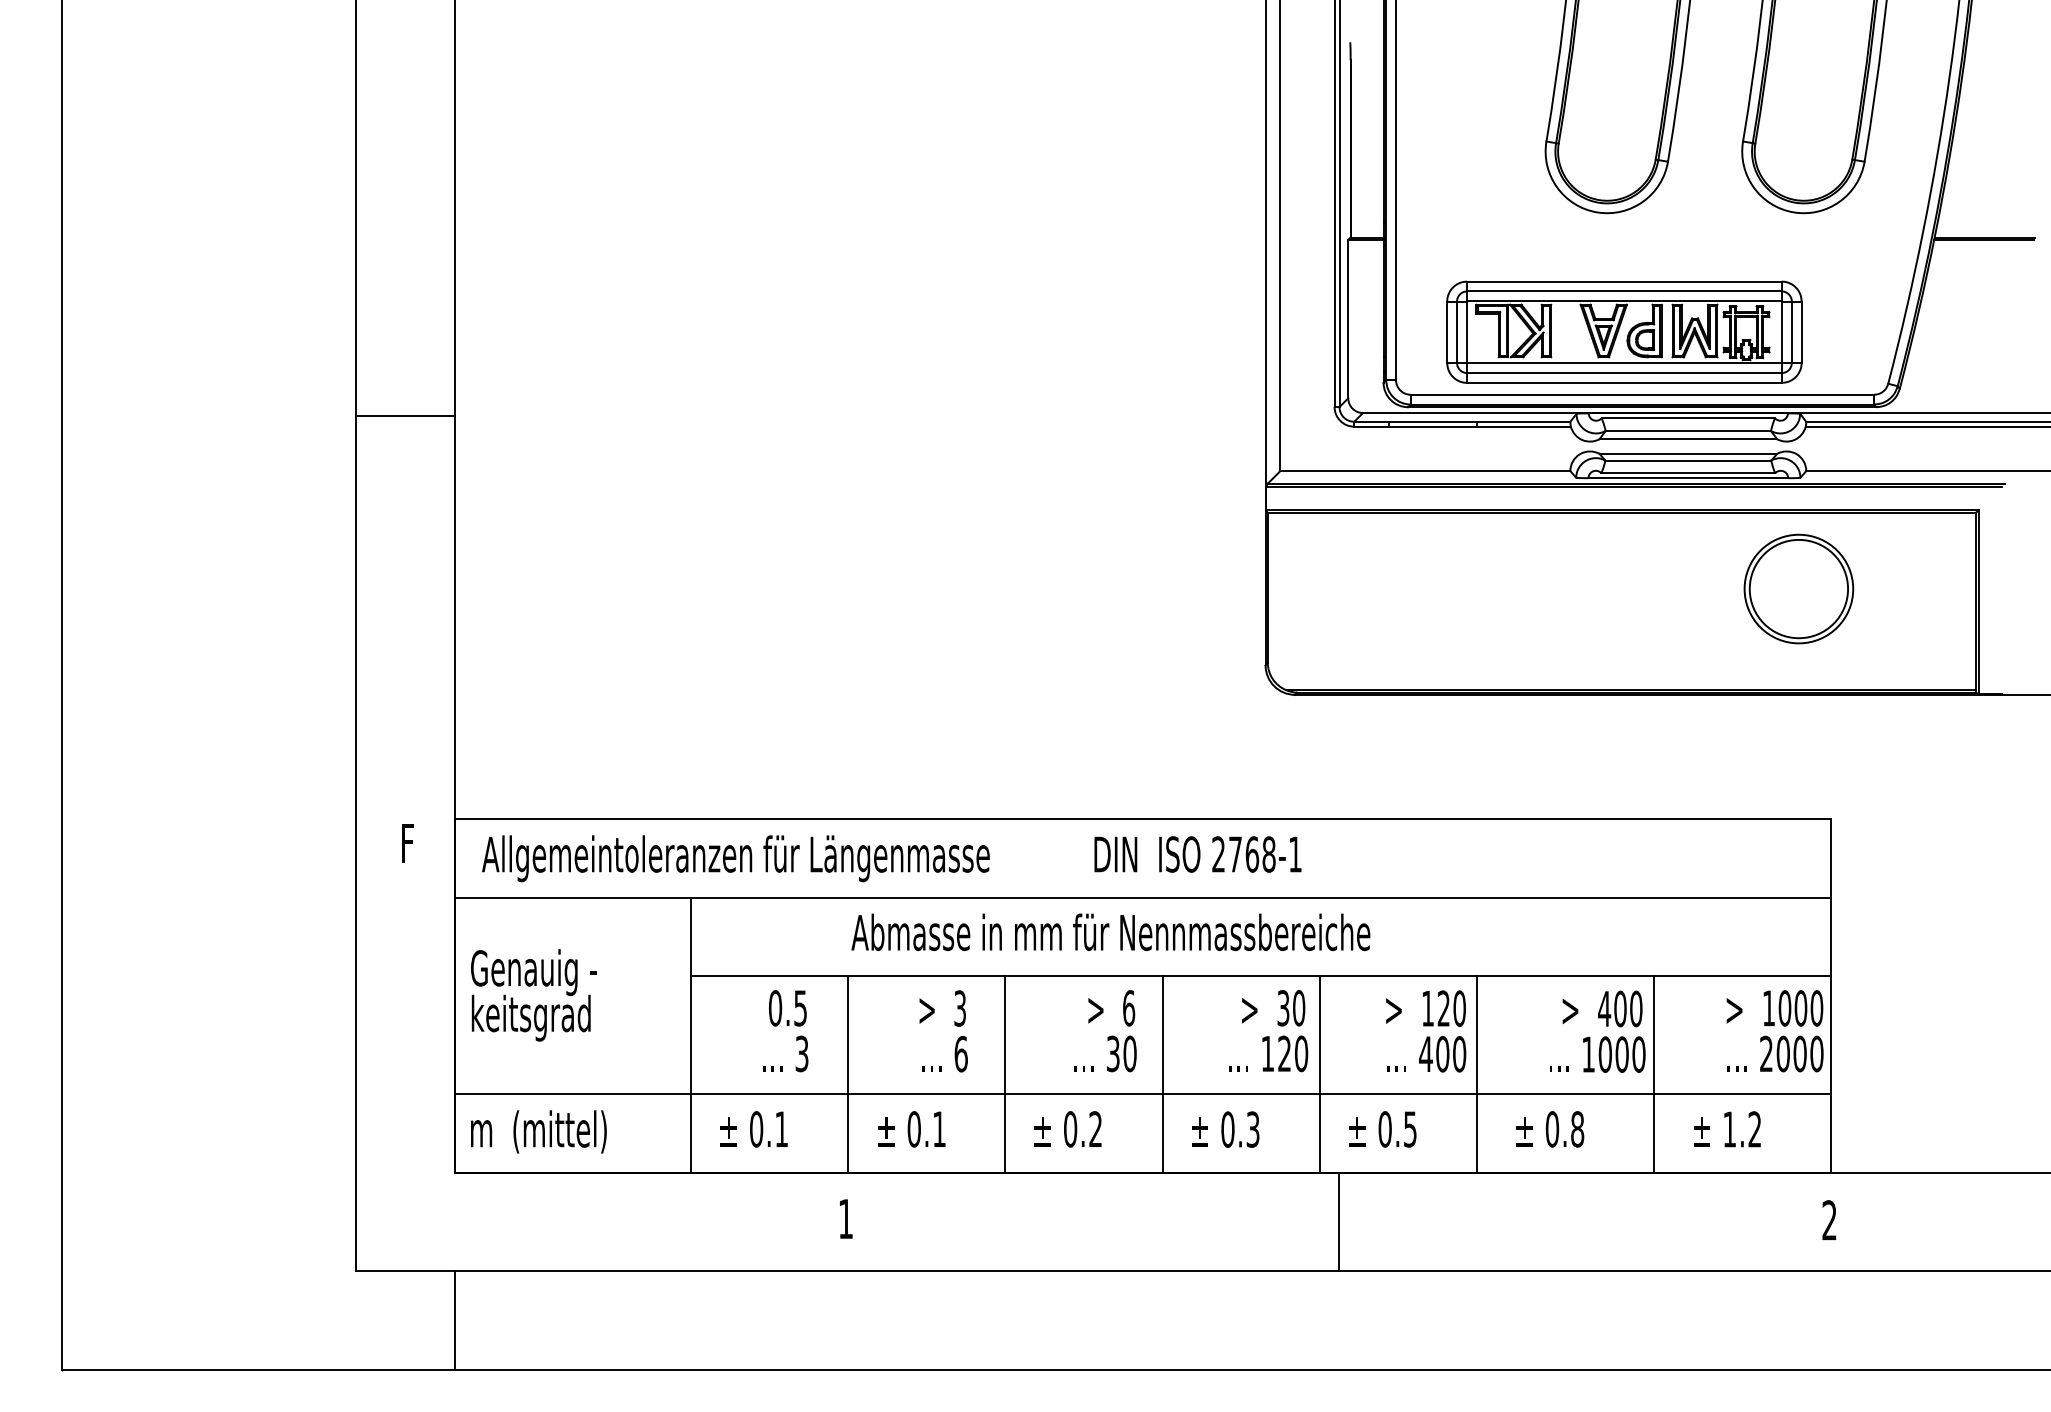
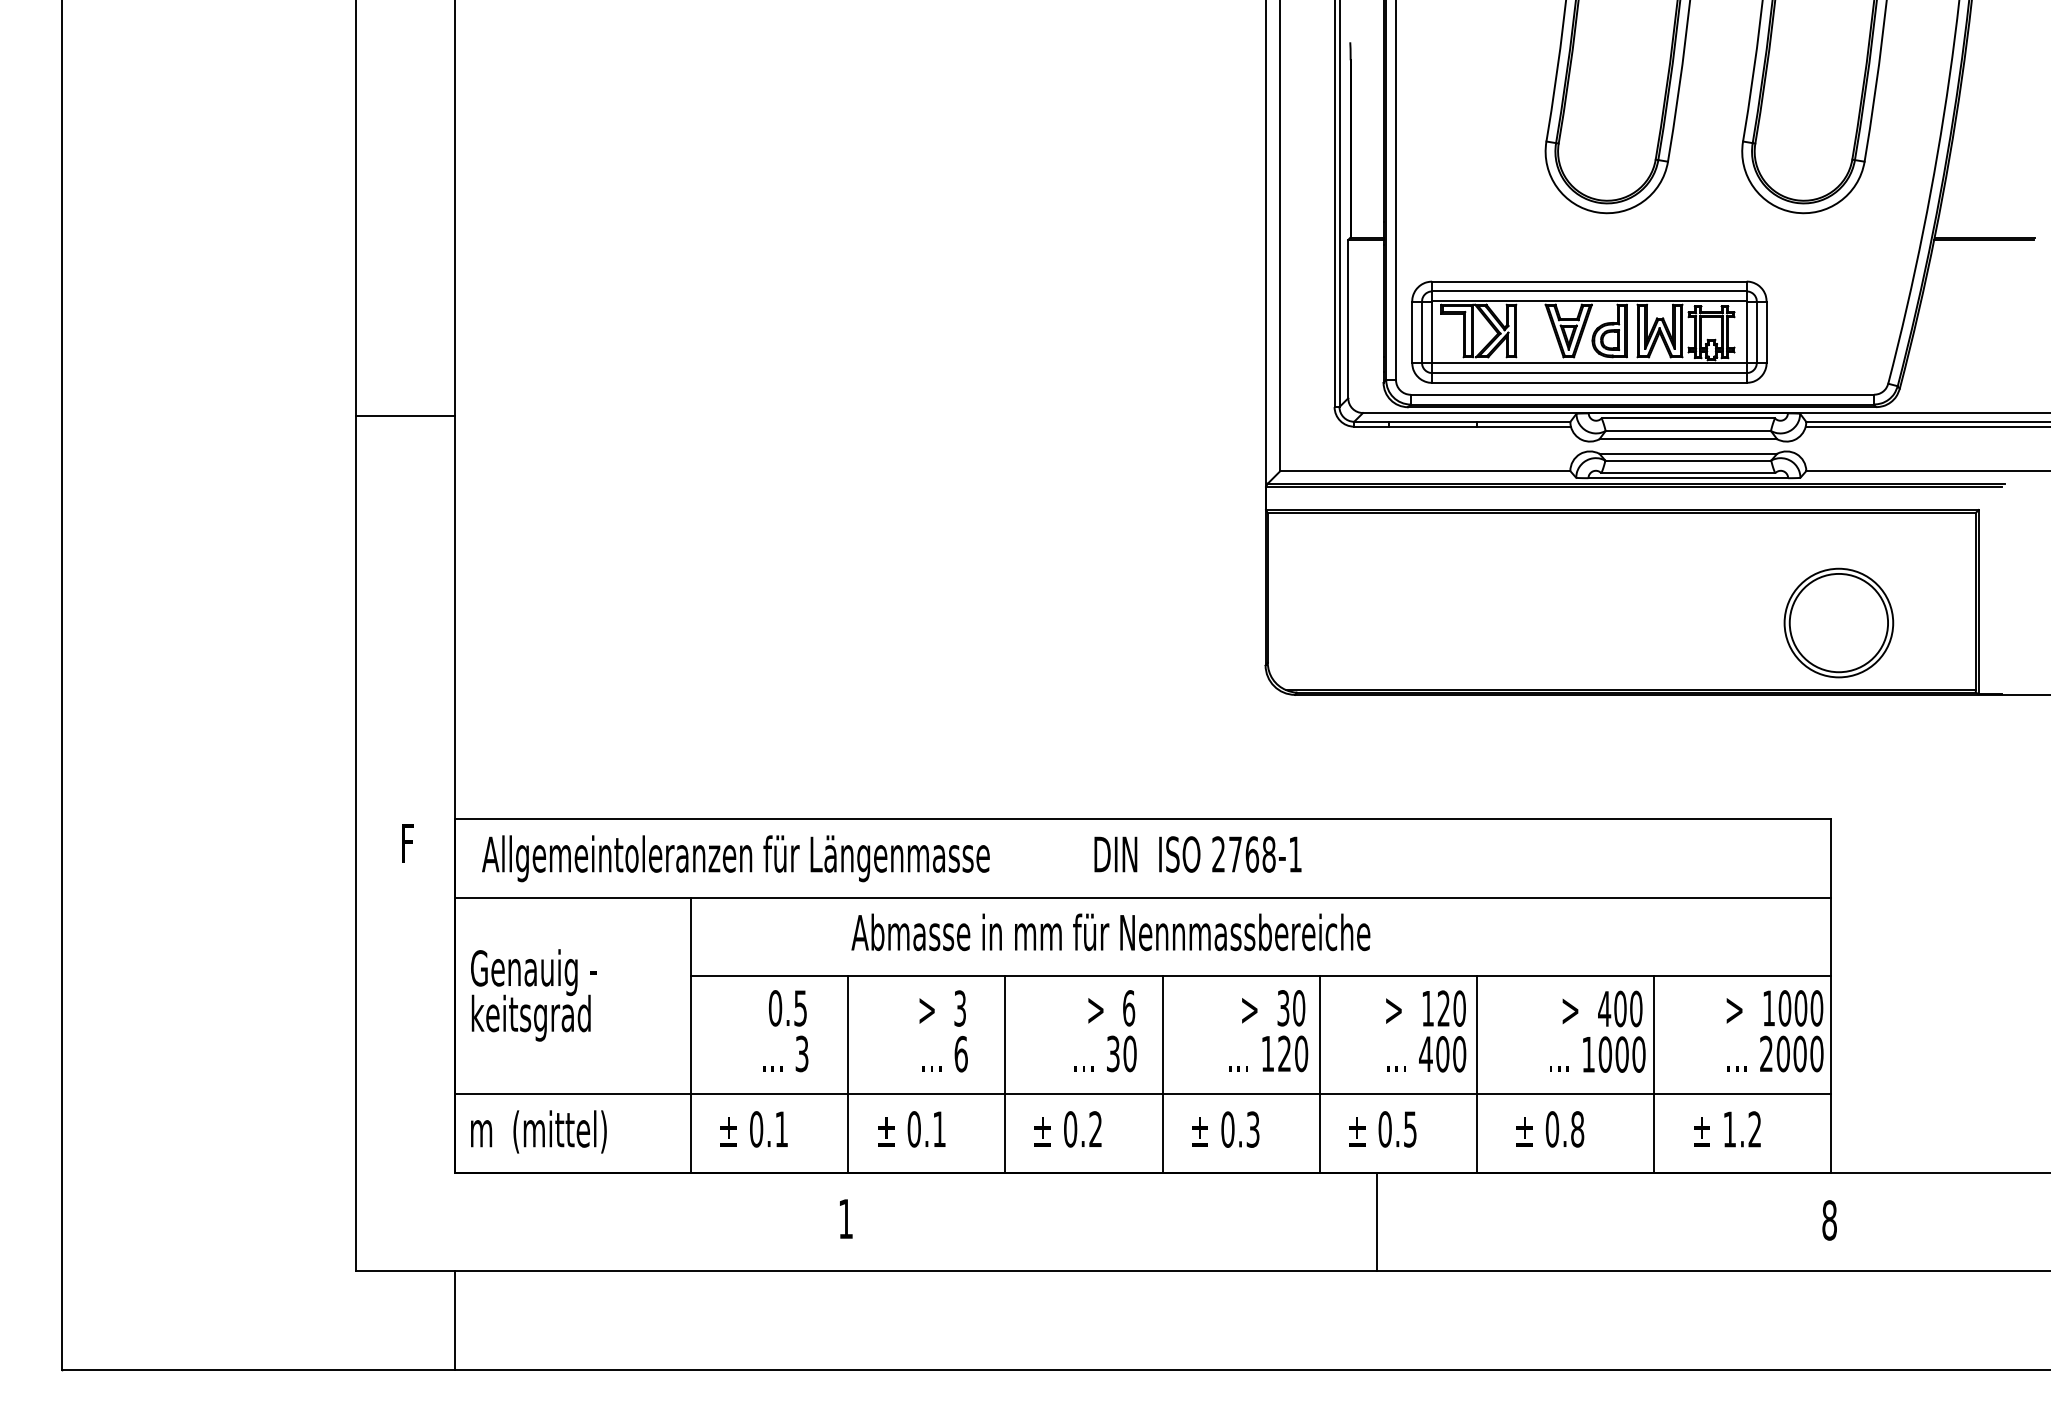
part position: (1624, 331) -> (1589, 331) (1589, 331)
part position: (1798, 588) -> (1838, 622) (1838, 622)
text: 2 -> 8 (1829, 1220)
line position: (1339, 1222) -> (1376, 1222) (1376, 1222)
